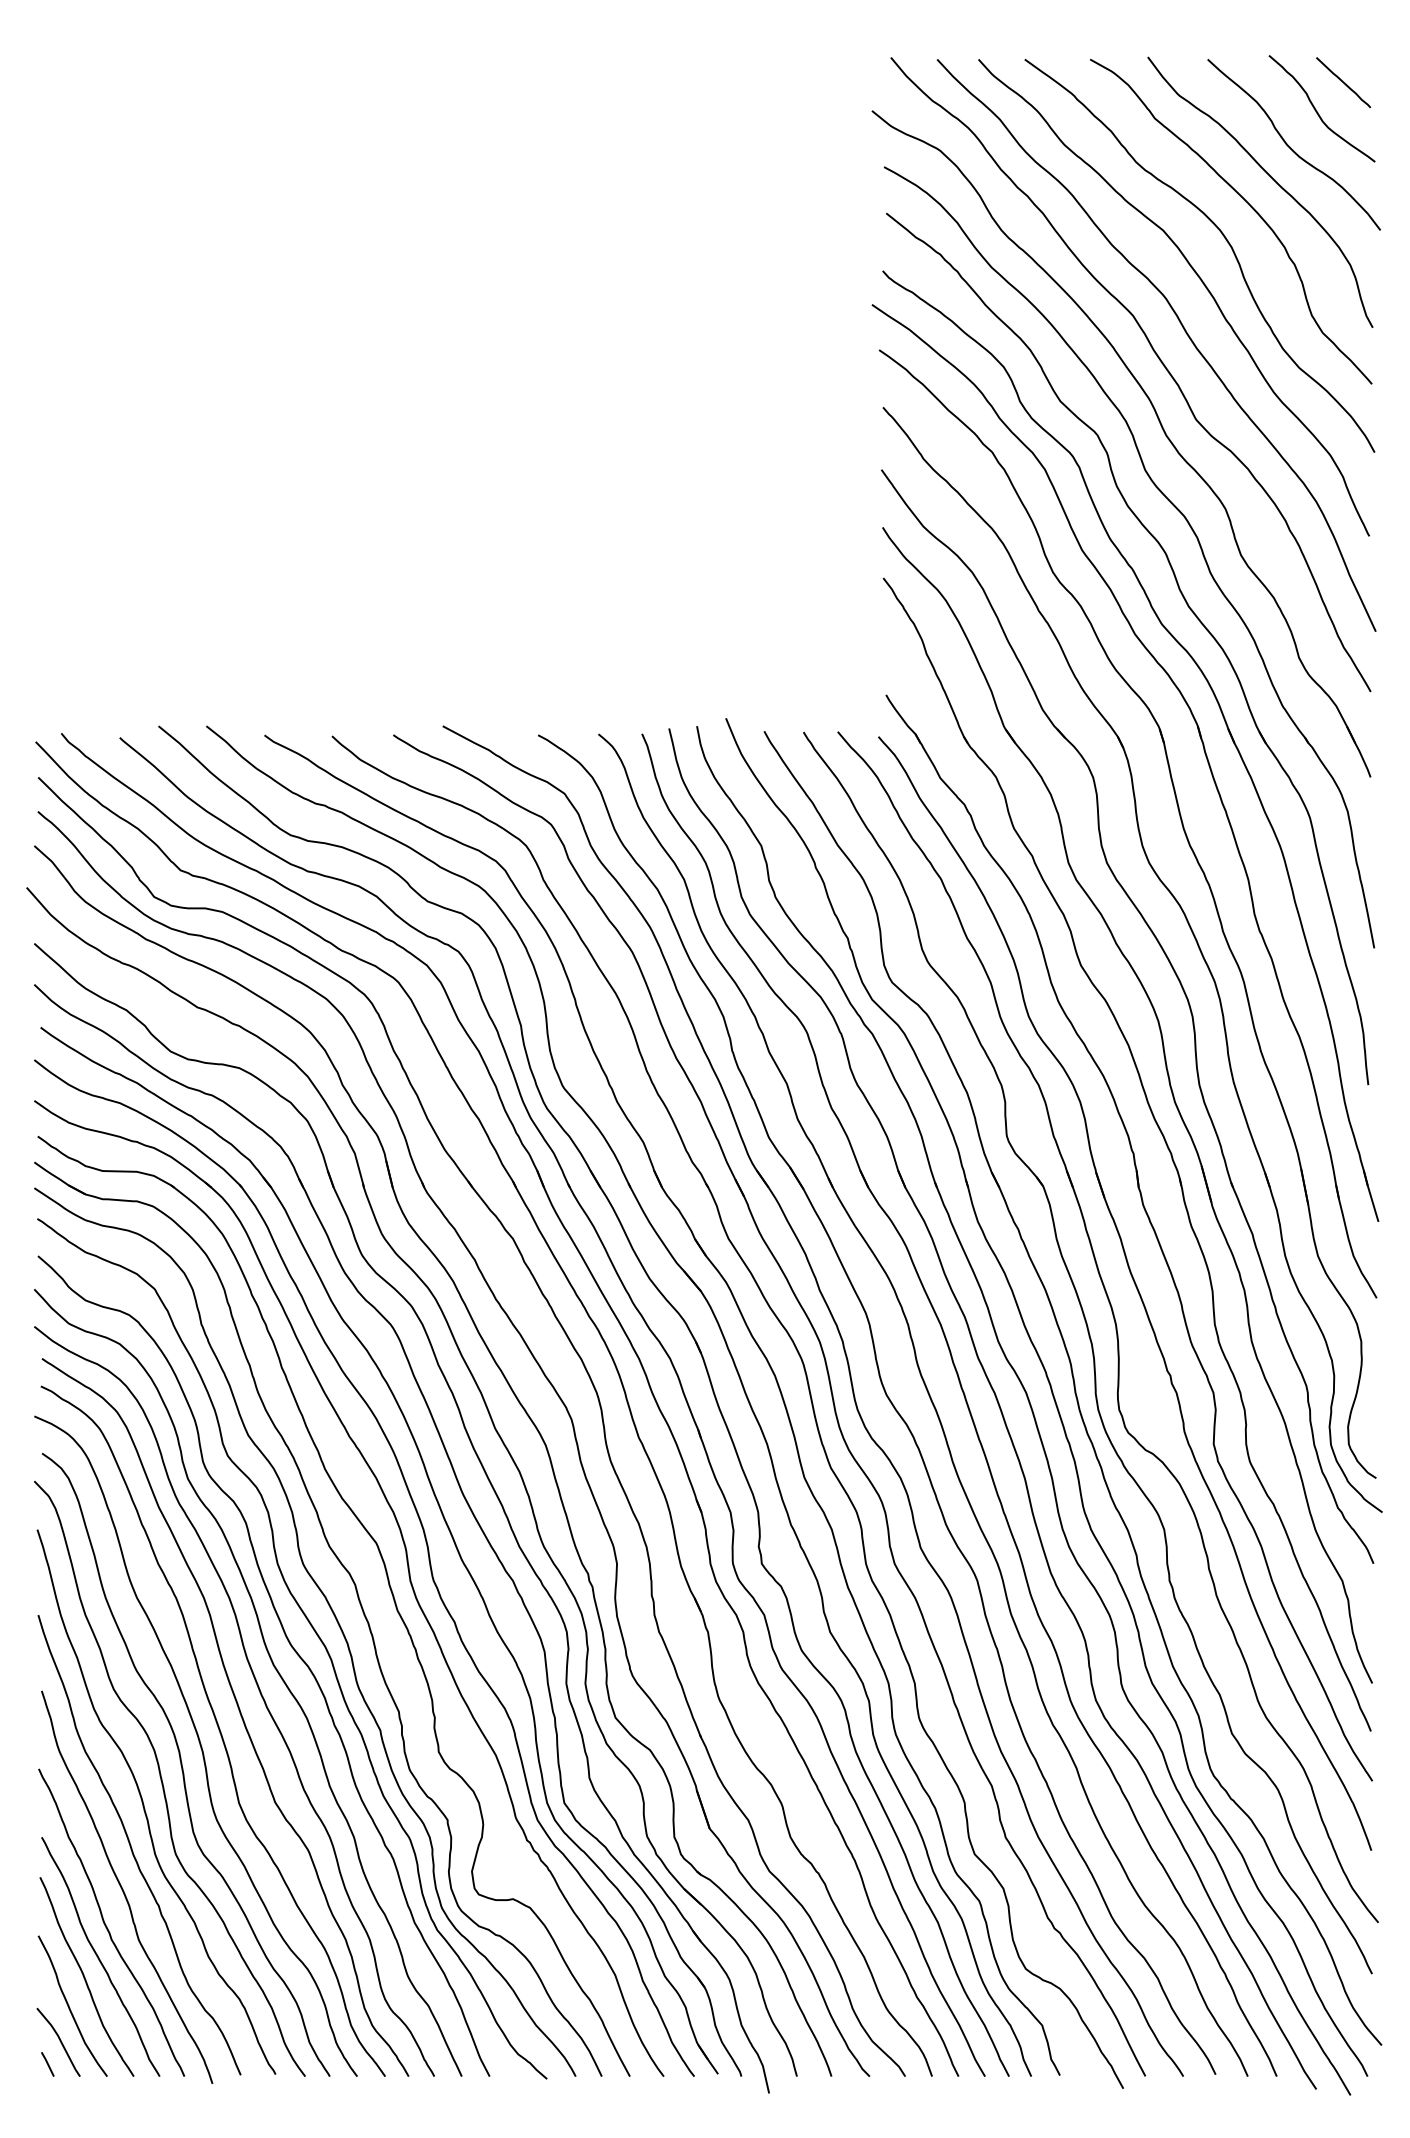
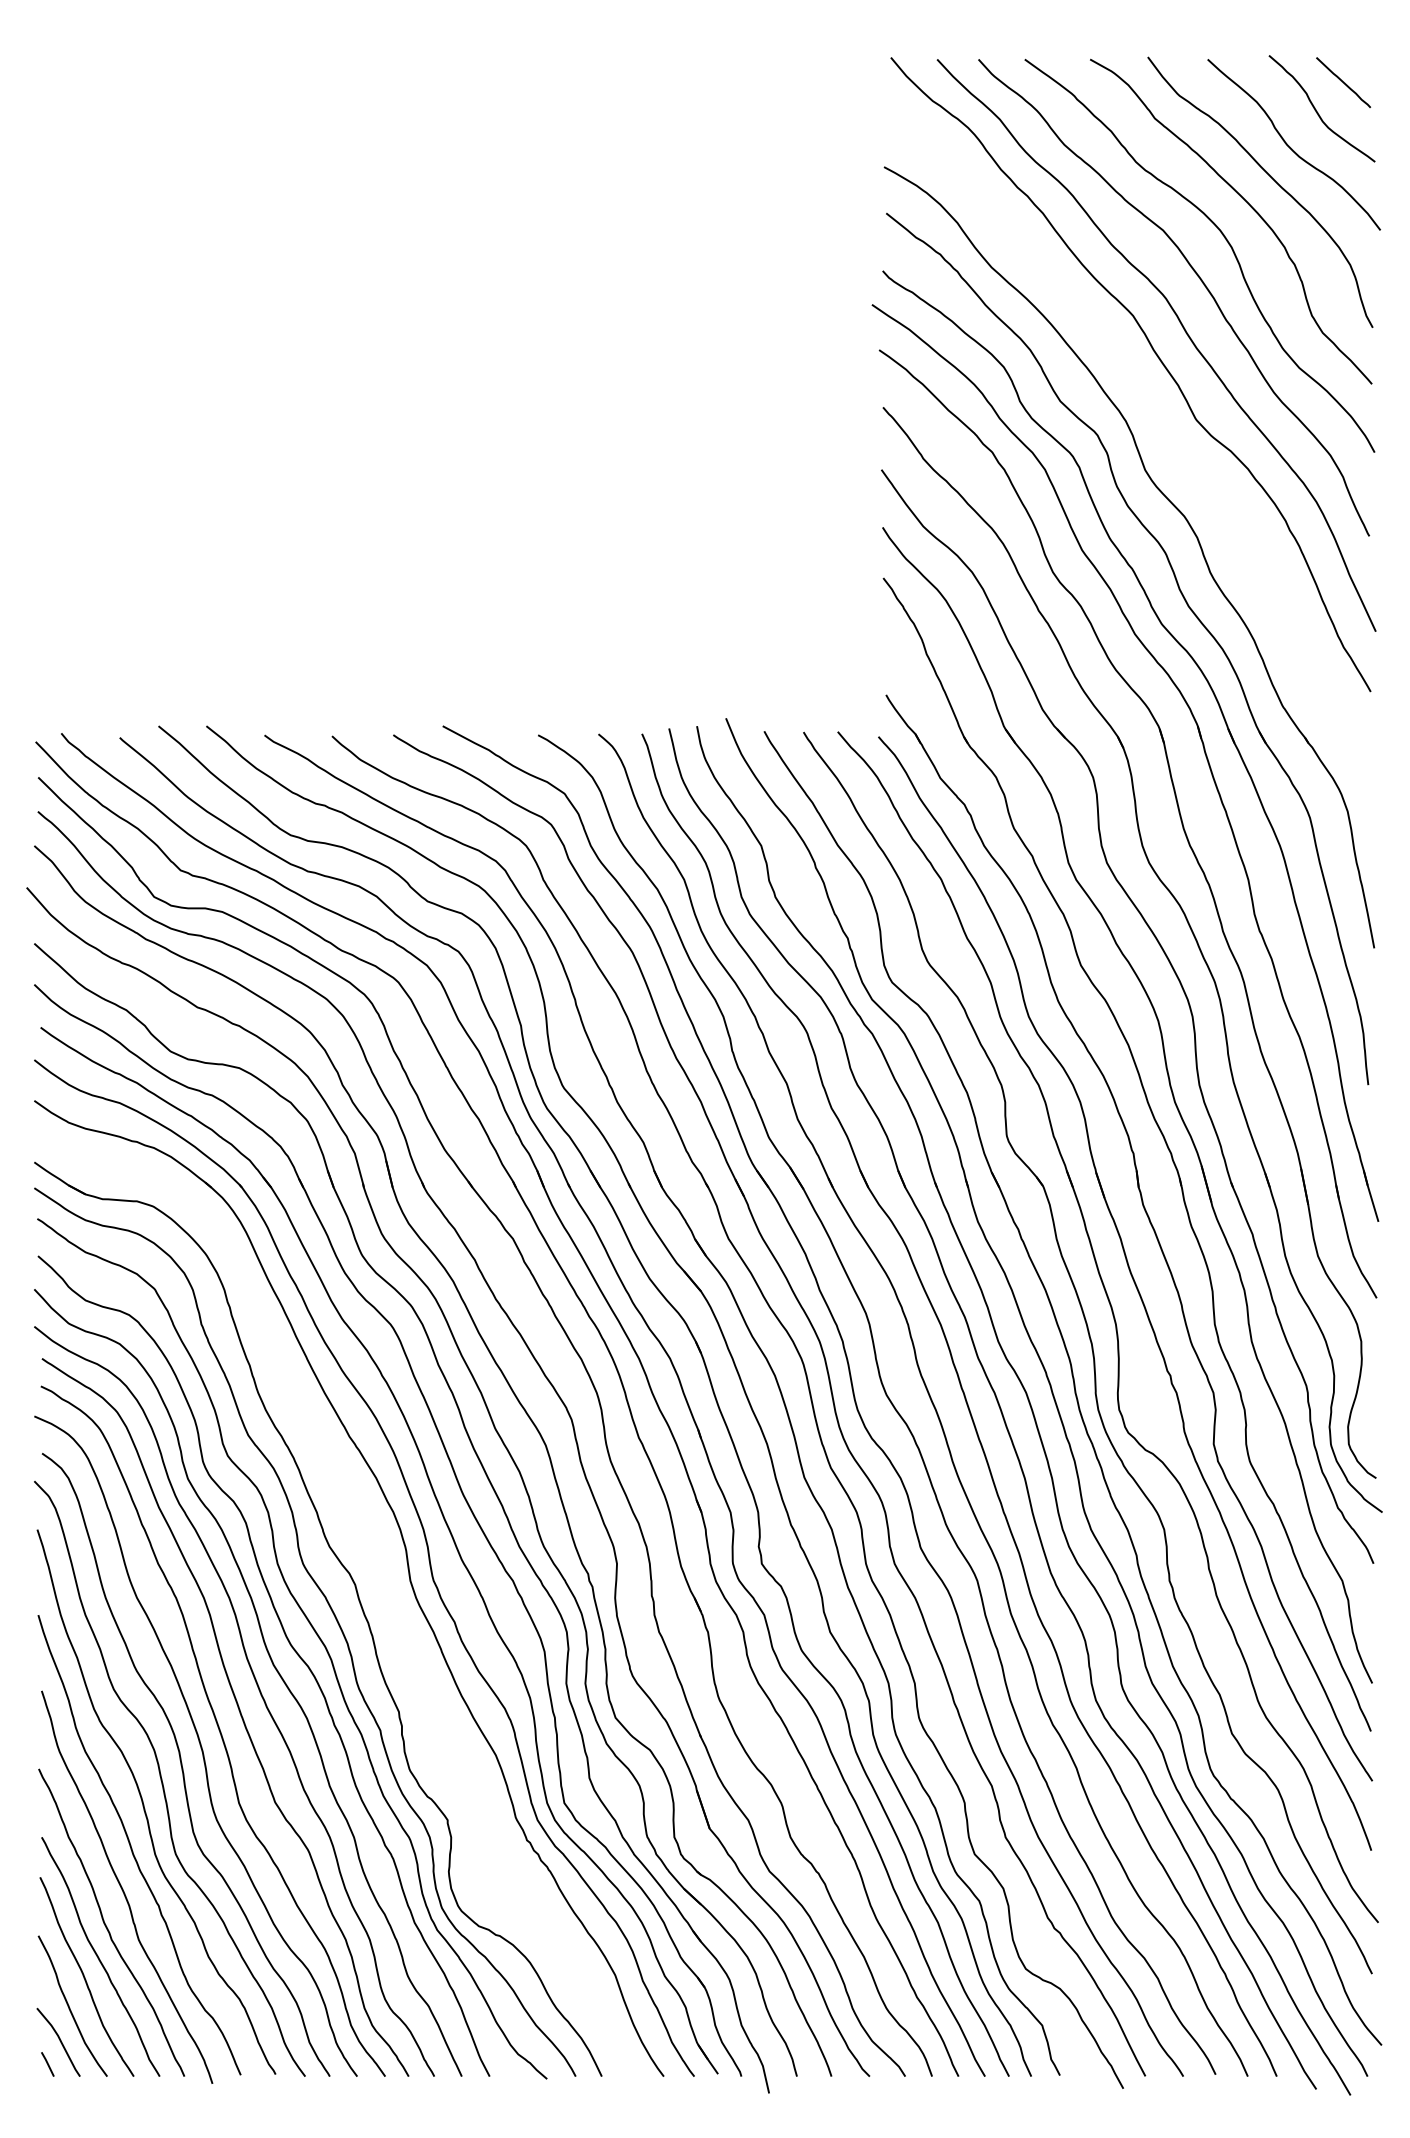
part: present -> none (1161, 428)
part: present -> none (388, 1585)
